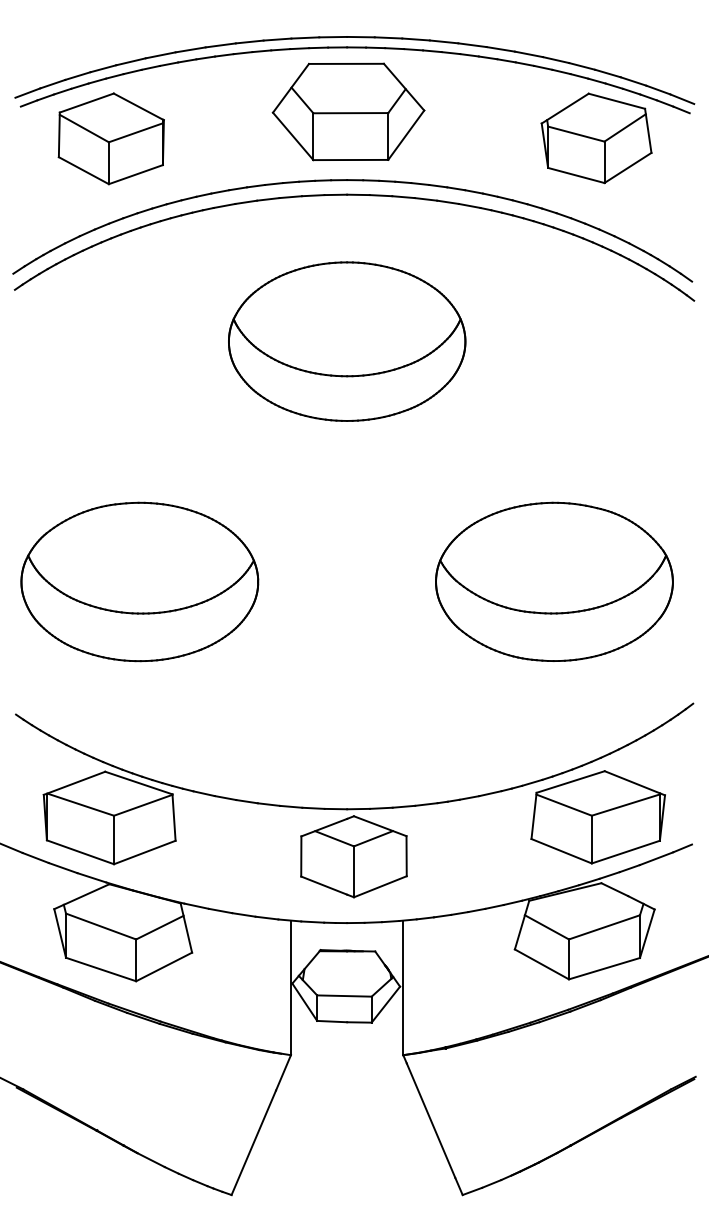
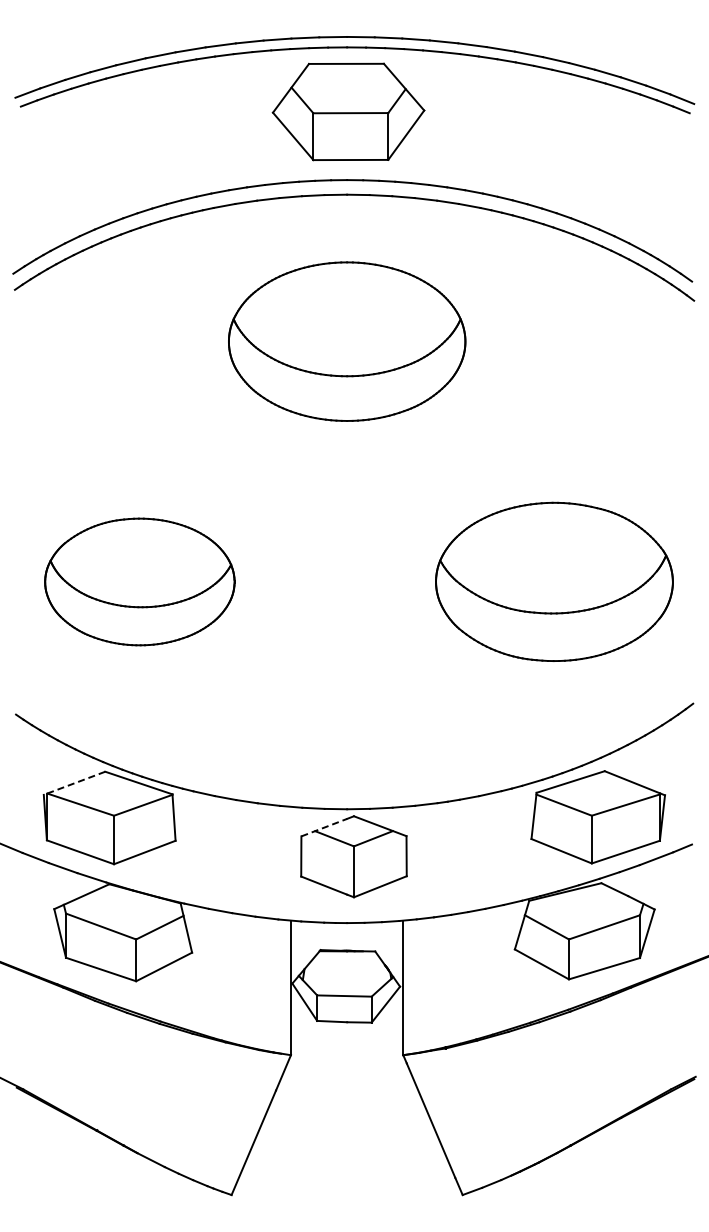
part: present -> none (110, 138)
part: present -> none (596, 138)
part size: 240x162 px -> 192x130 px (139, 581)
line: solid -> dashed (74, 783)
line: solid -> dashed (324, 827)
